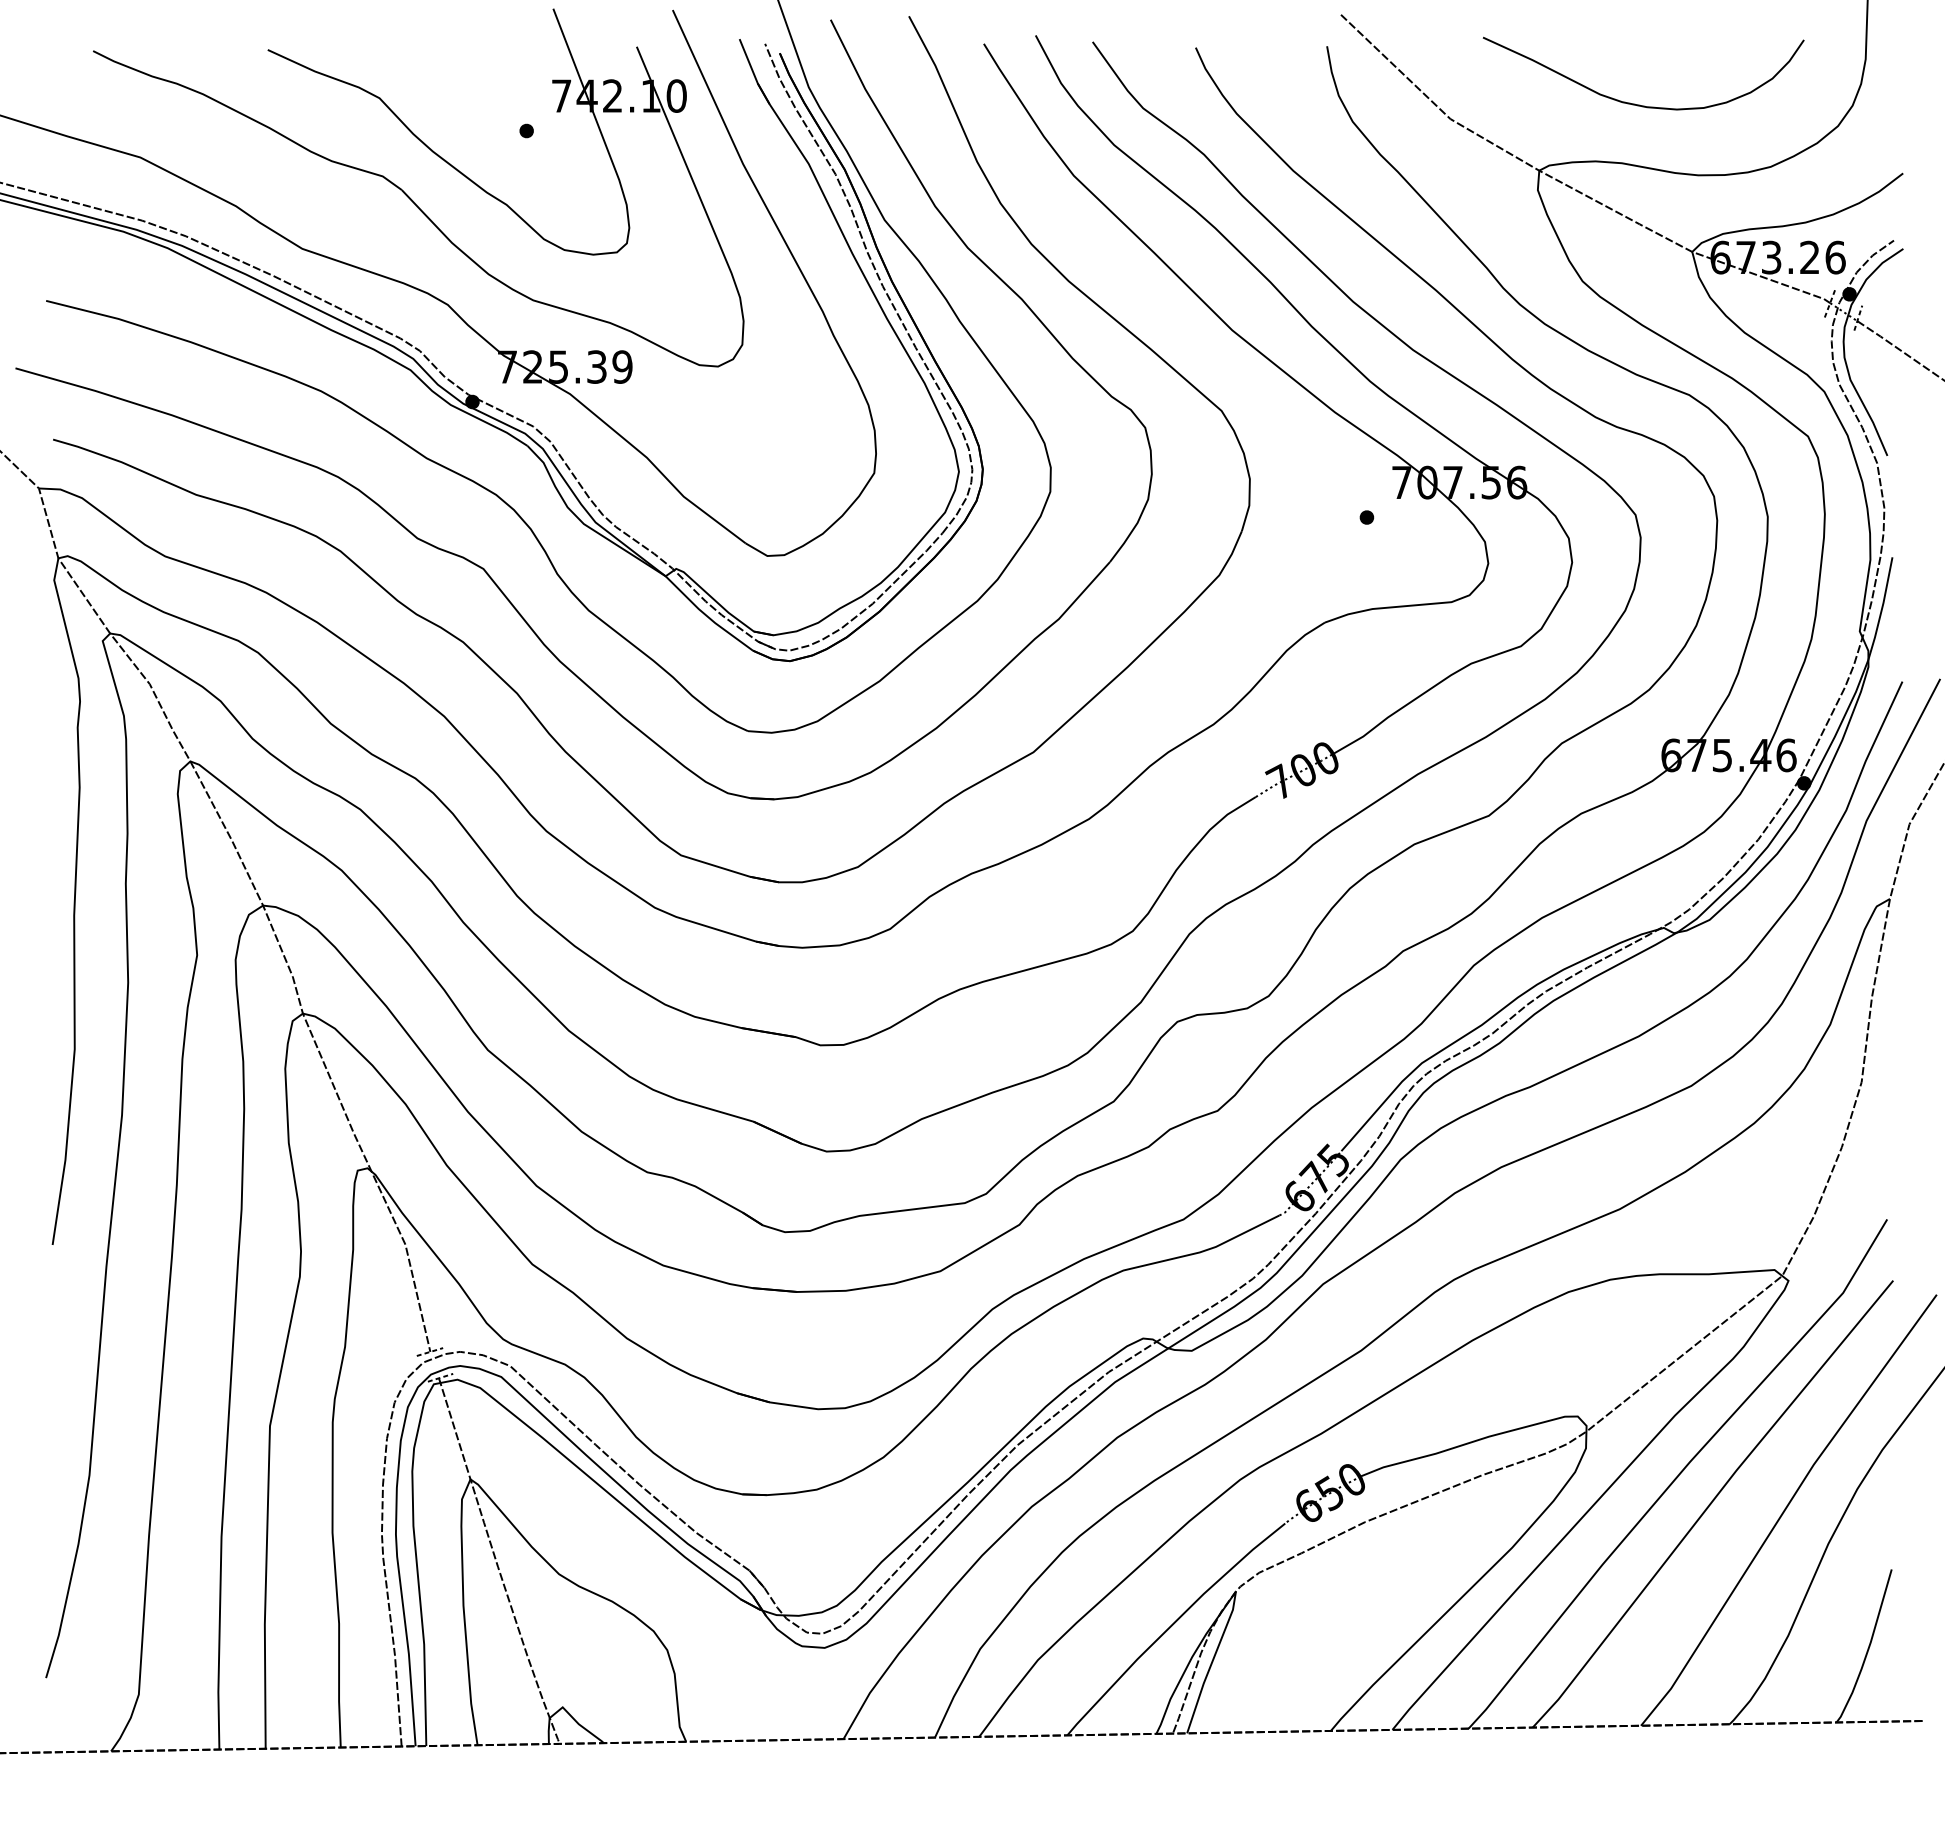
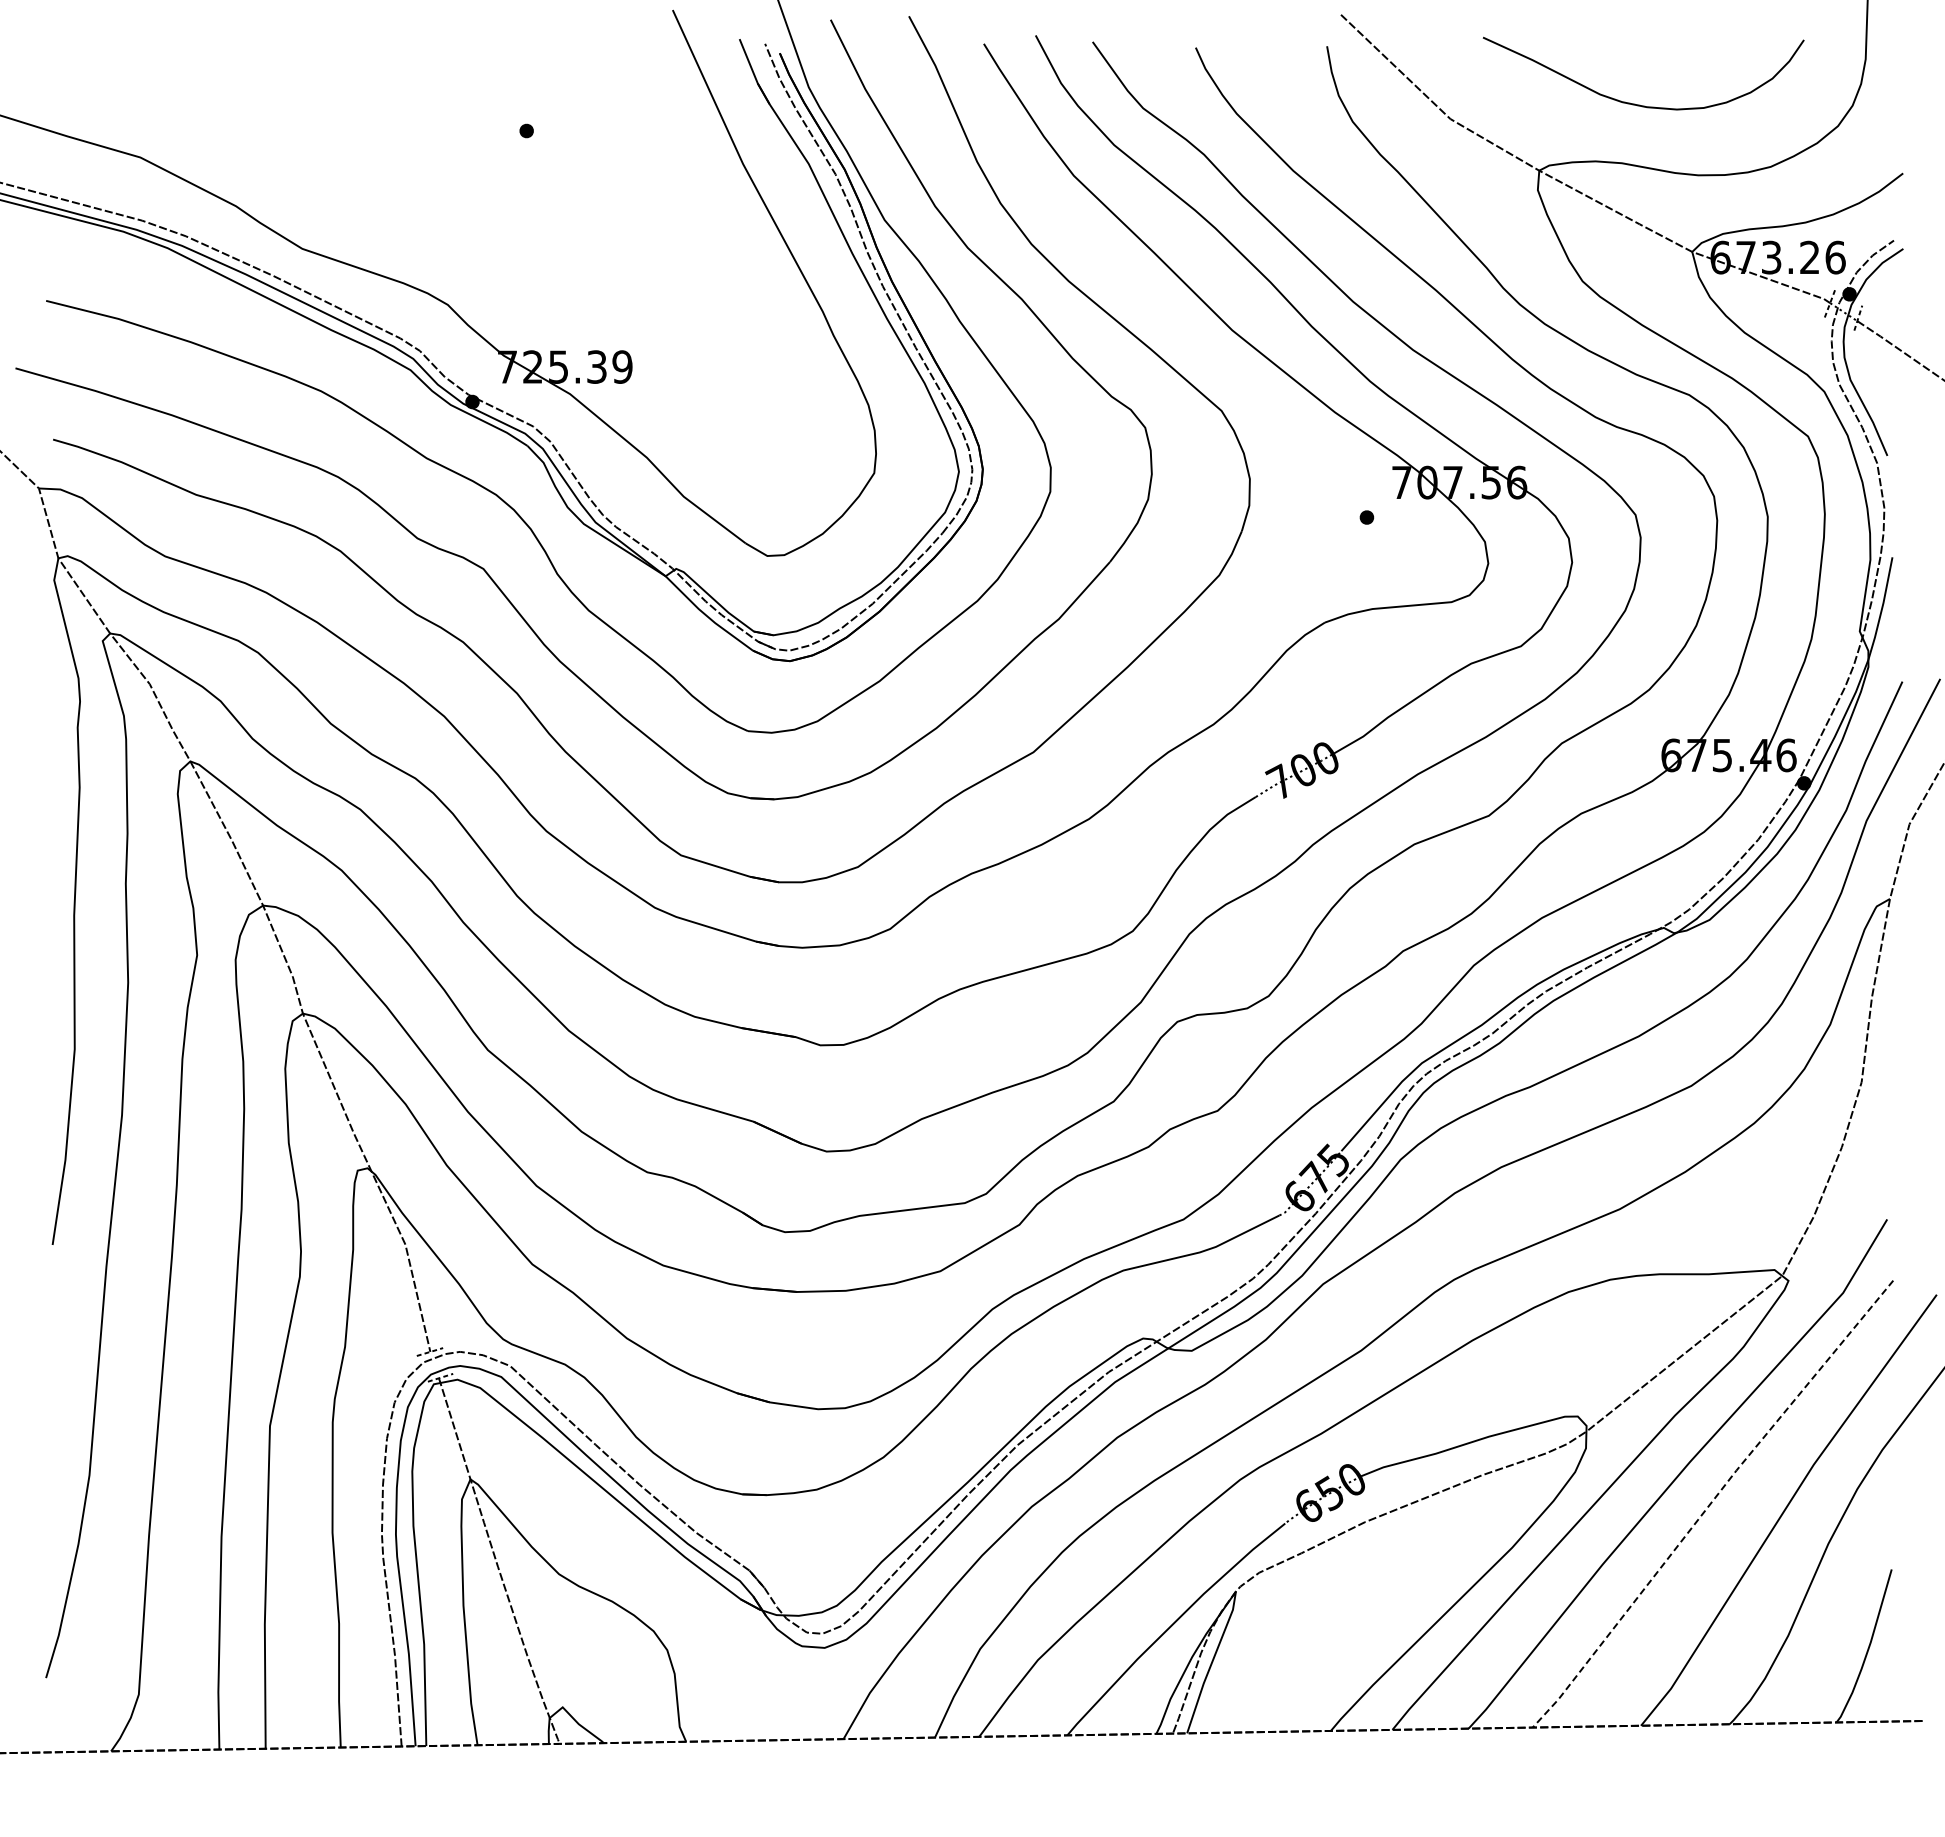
part: present -> none (409, 196)
line: solid -> dashed (1711, 1502)
